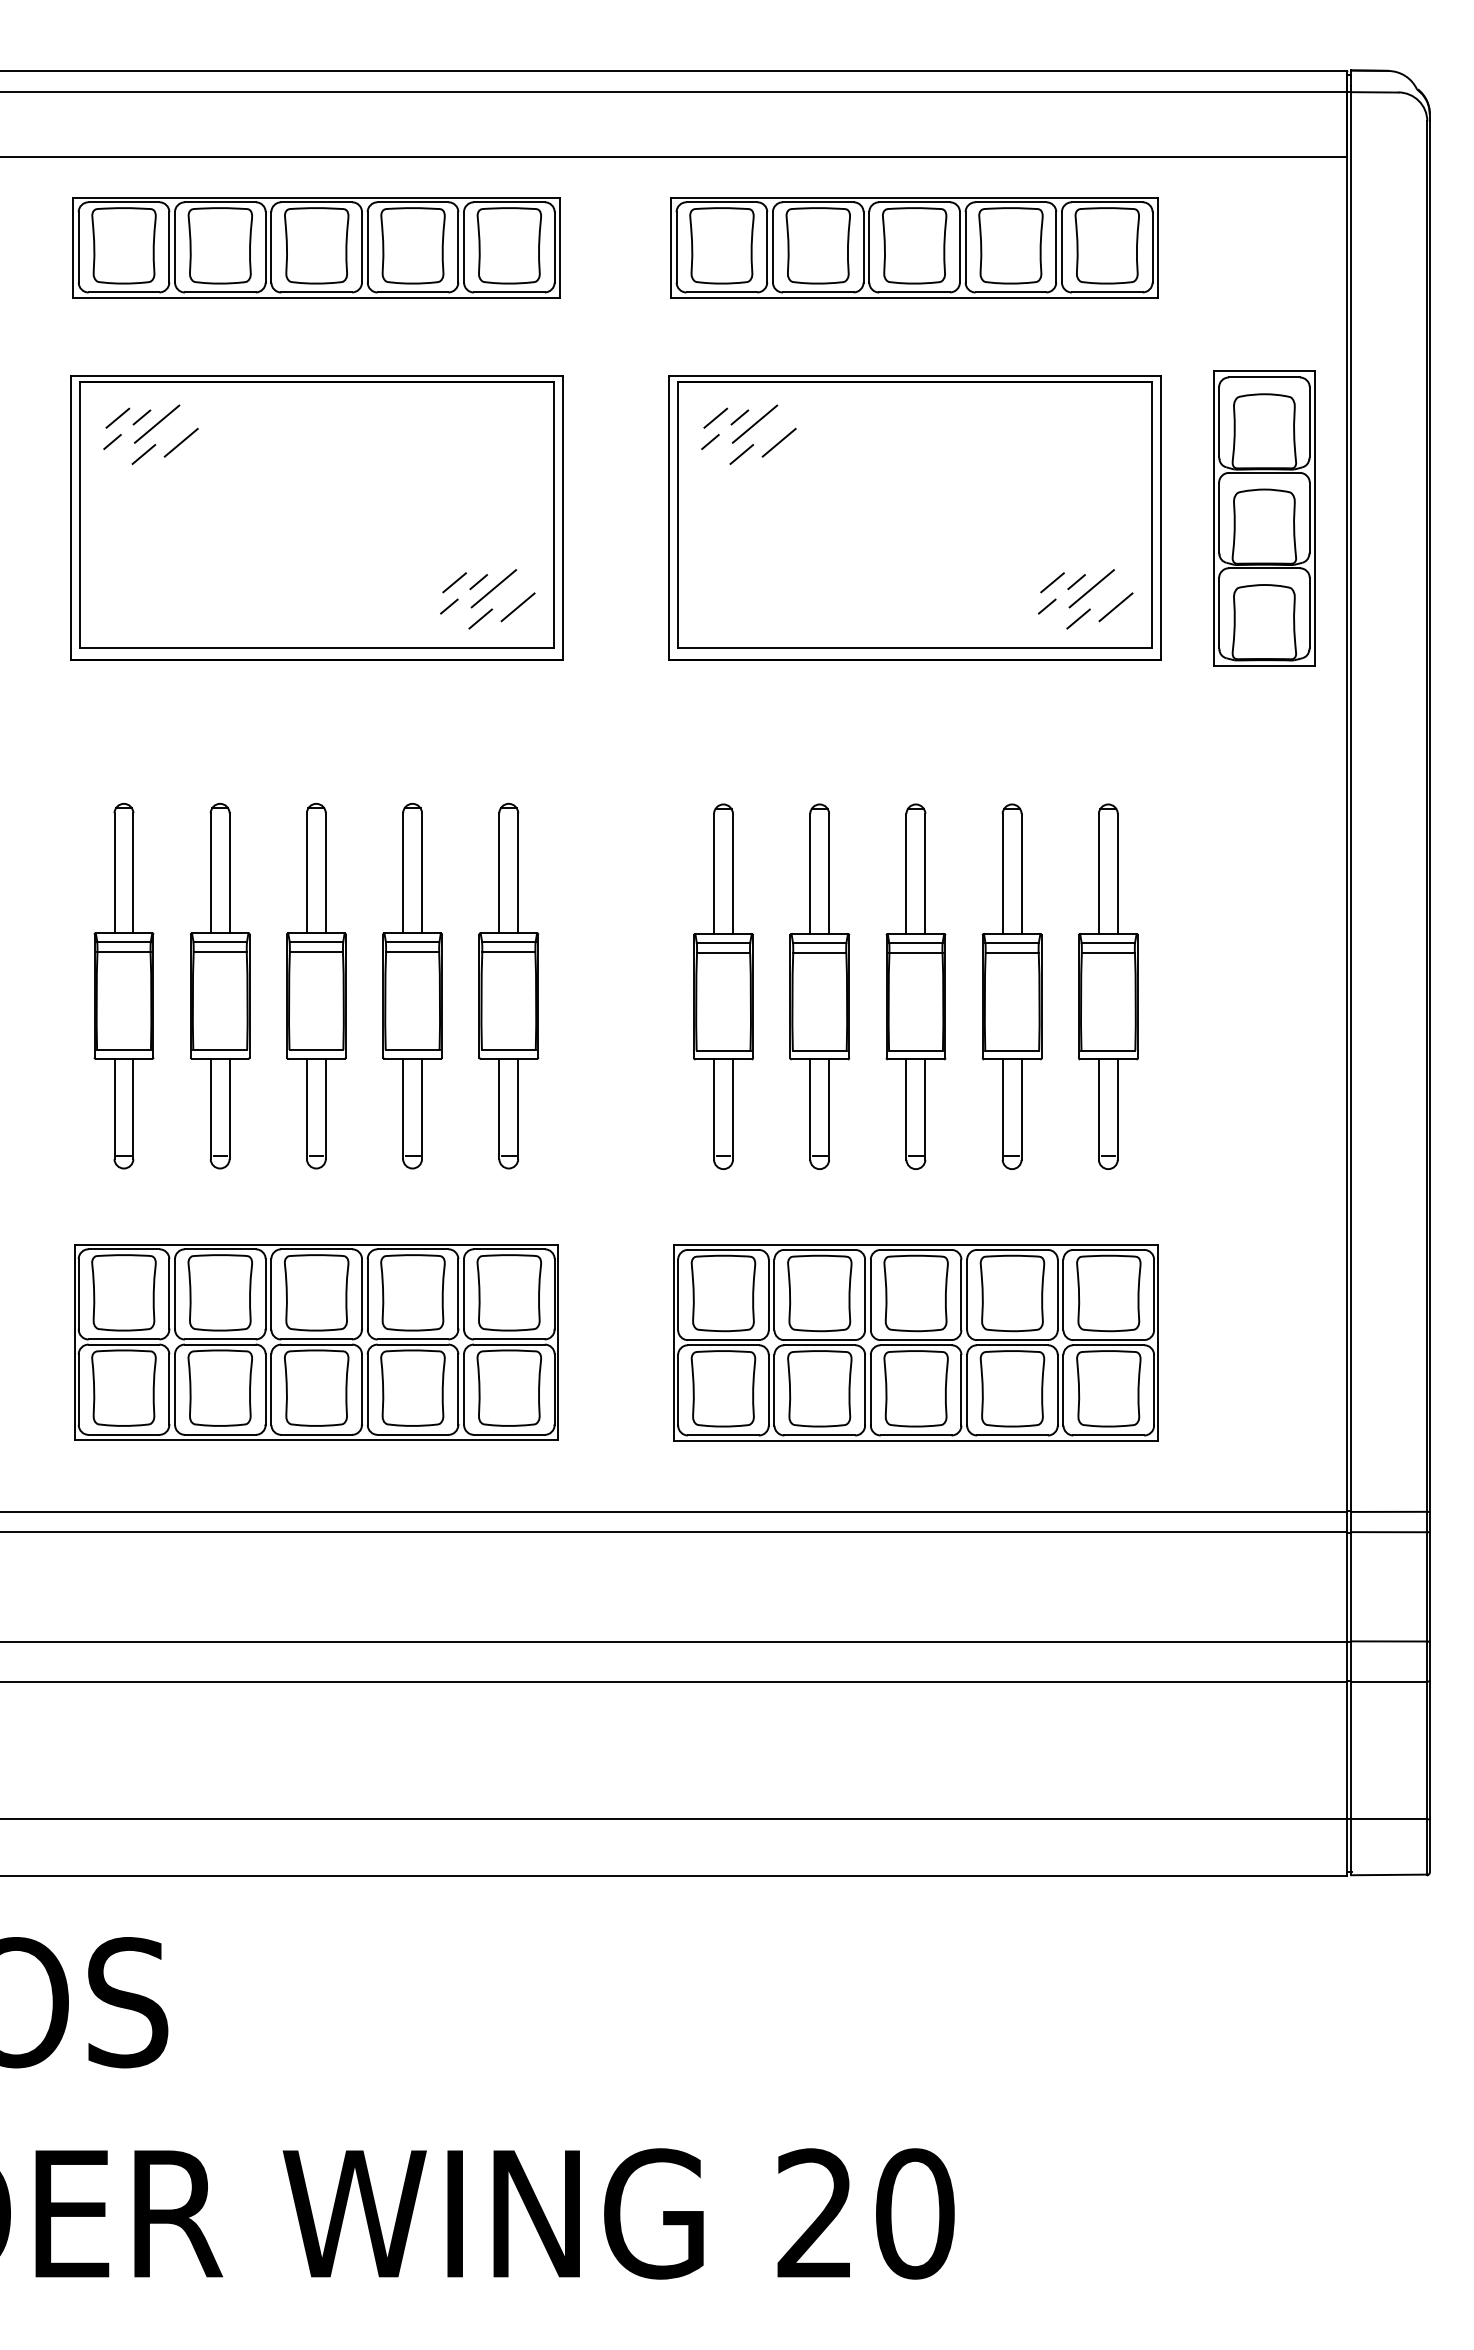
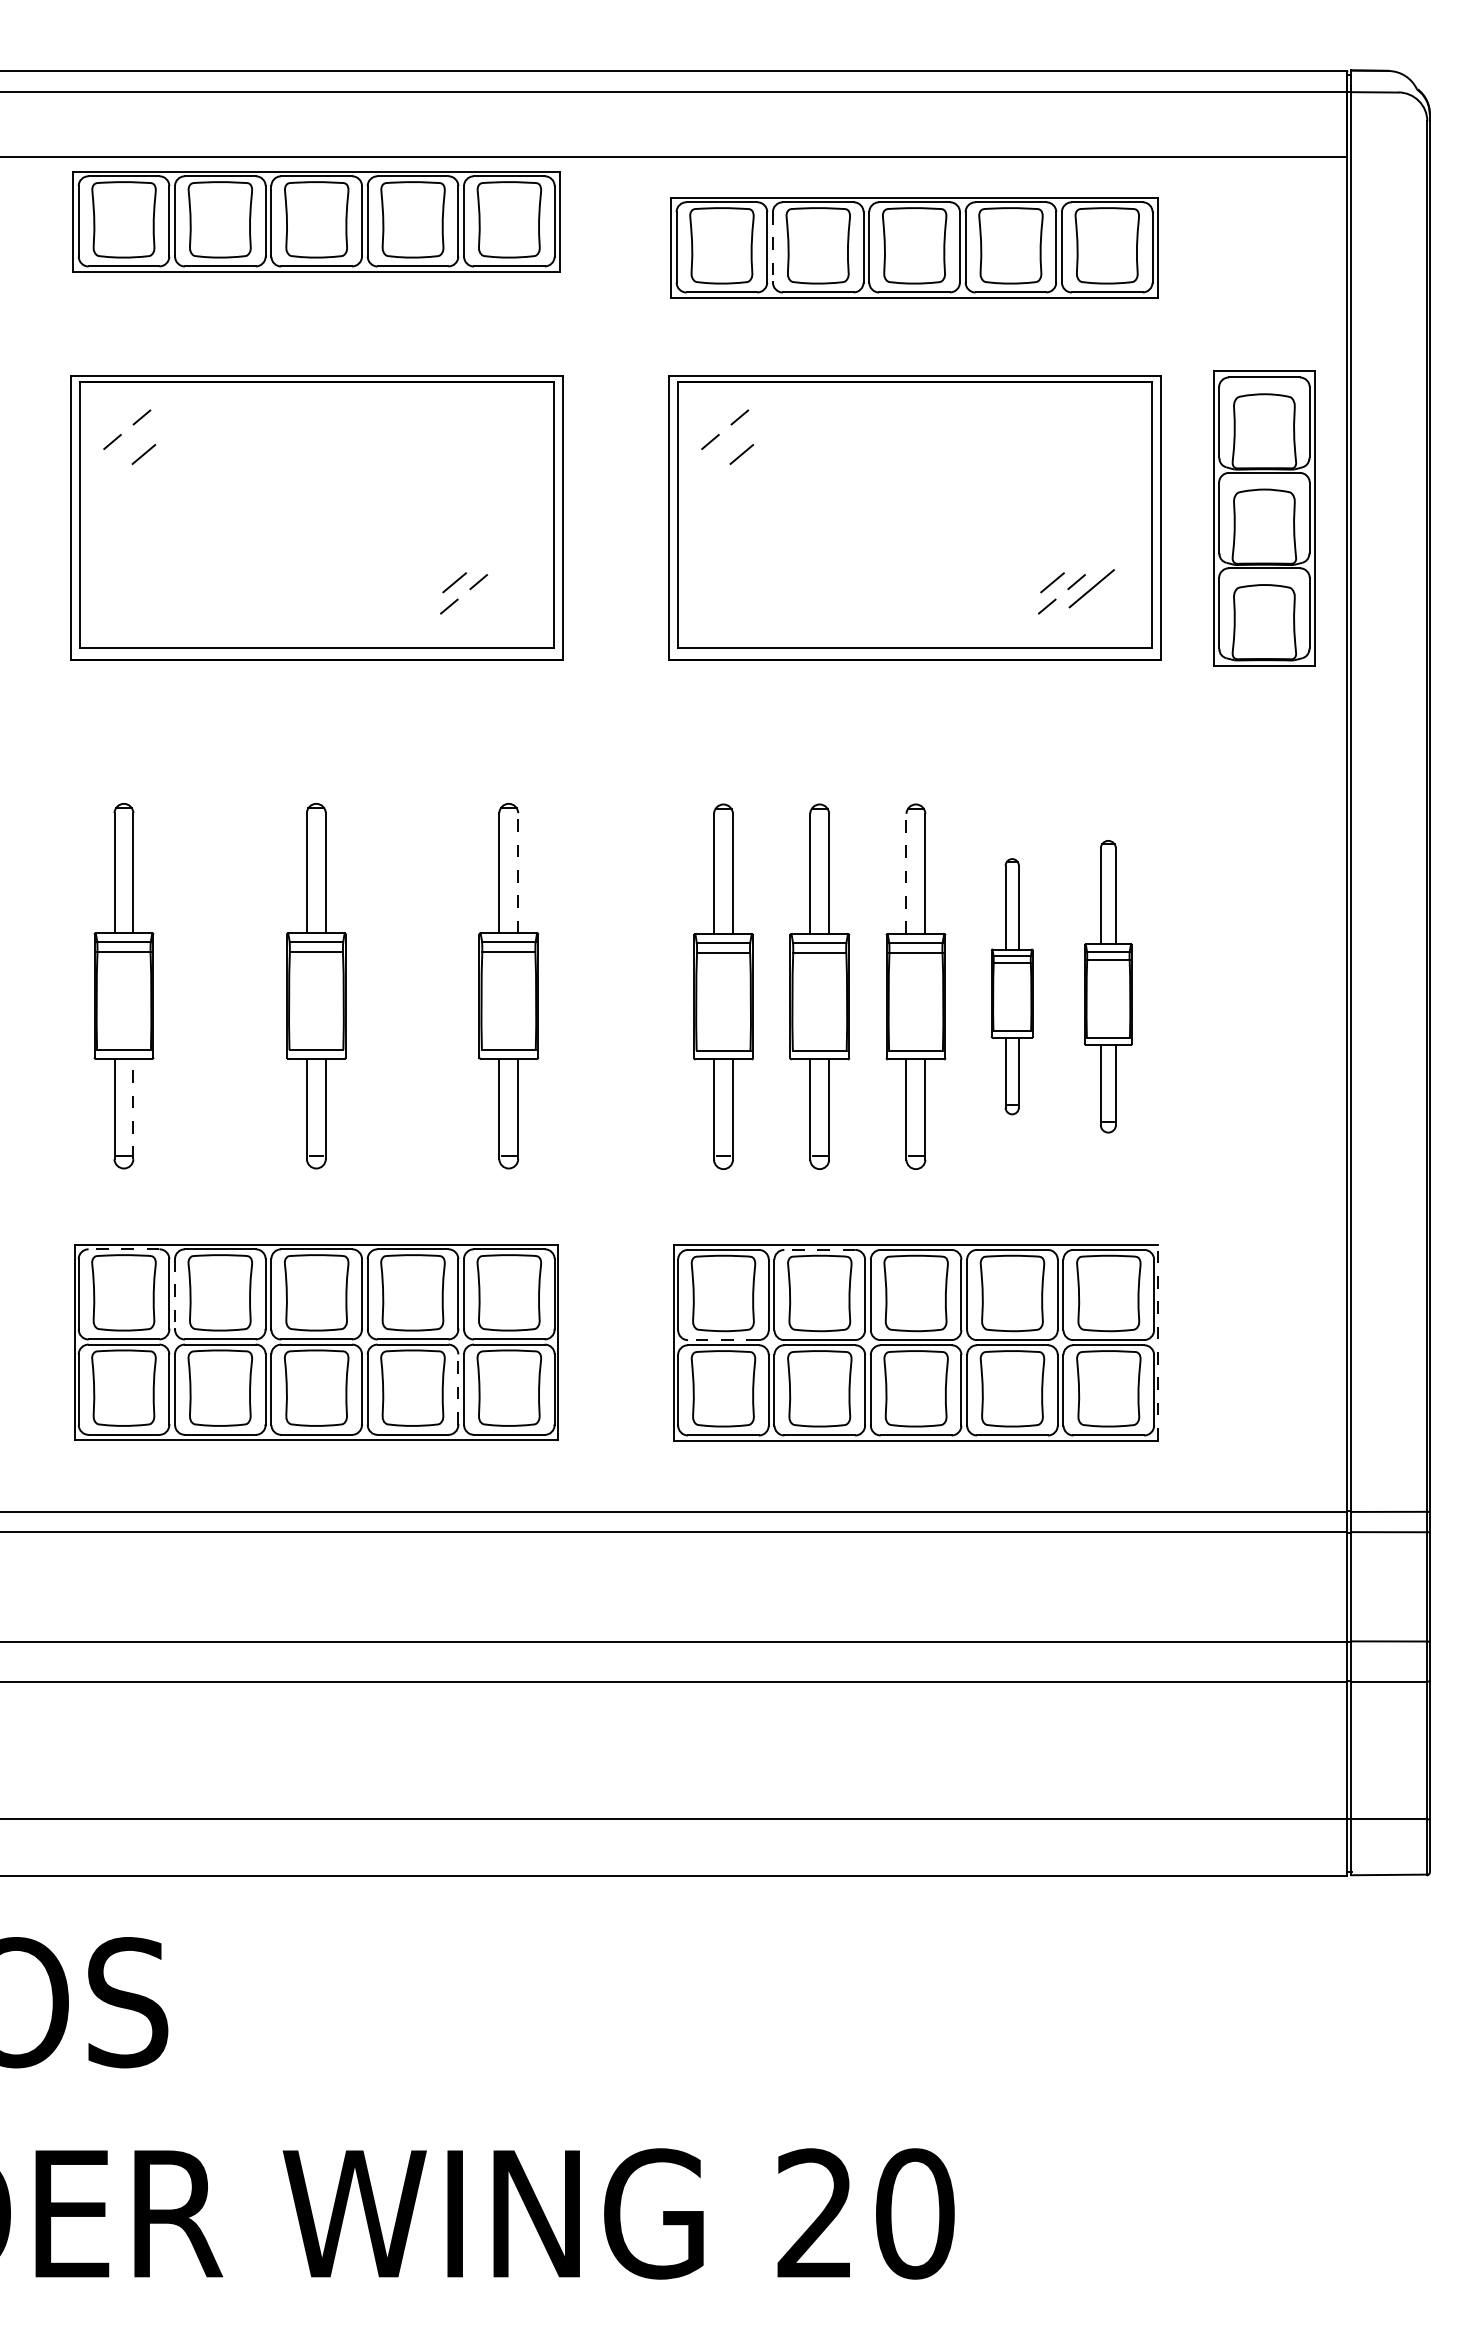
part position: (316, 247) -> (316, 221) (316, 221)
line: solid -> dashed (772, 247)
line: present -> none (117, 417)
line: present -> none (715, 417)
line: present -> none (156, 423)
line: present -> none (754, 423)
line: present -> none (180, 442)
line: present -> none (778, 442)
line: present -> none (493, 588)
line: present -> none (517, 607)
line: present -> none (1115, 607)
line: present -> none (480, 618)
line: present -> none (1078, 618)
line: solid -> dashed (518, 872)
line: solid -> dashed (906, 873)
part: present -> none (220, 986)
part: present -> none (412, 986)
part size: 61x367 px -> 44x258 px (1011, 986)
part size: 61x367 px -> 49x294 px (1108, 986)
line: solid -> dashed (133, 1108)
line: solid -> dashed (123, 1249)
line: solid -> dashed (819, 1249)
line: solid -> dashed (175, 1294)
line: solid -> dashed (722, 1340)
line: solid -> dashed (1158, 1342)
line: solid -> dashed (458, 1389)
